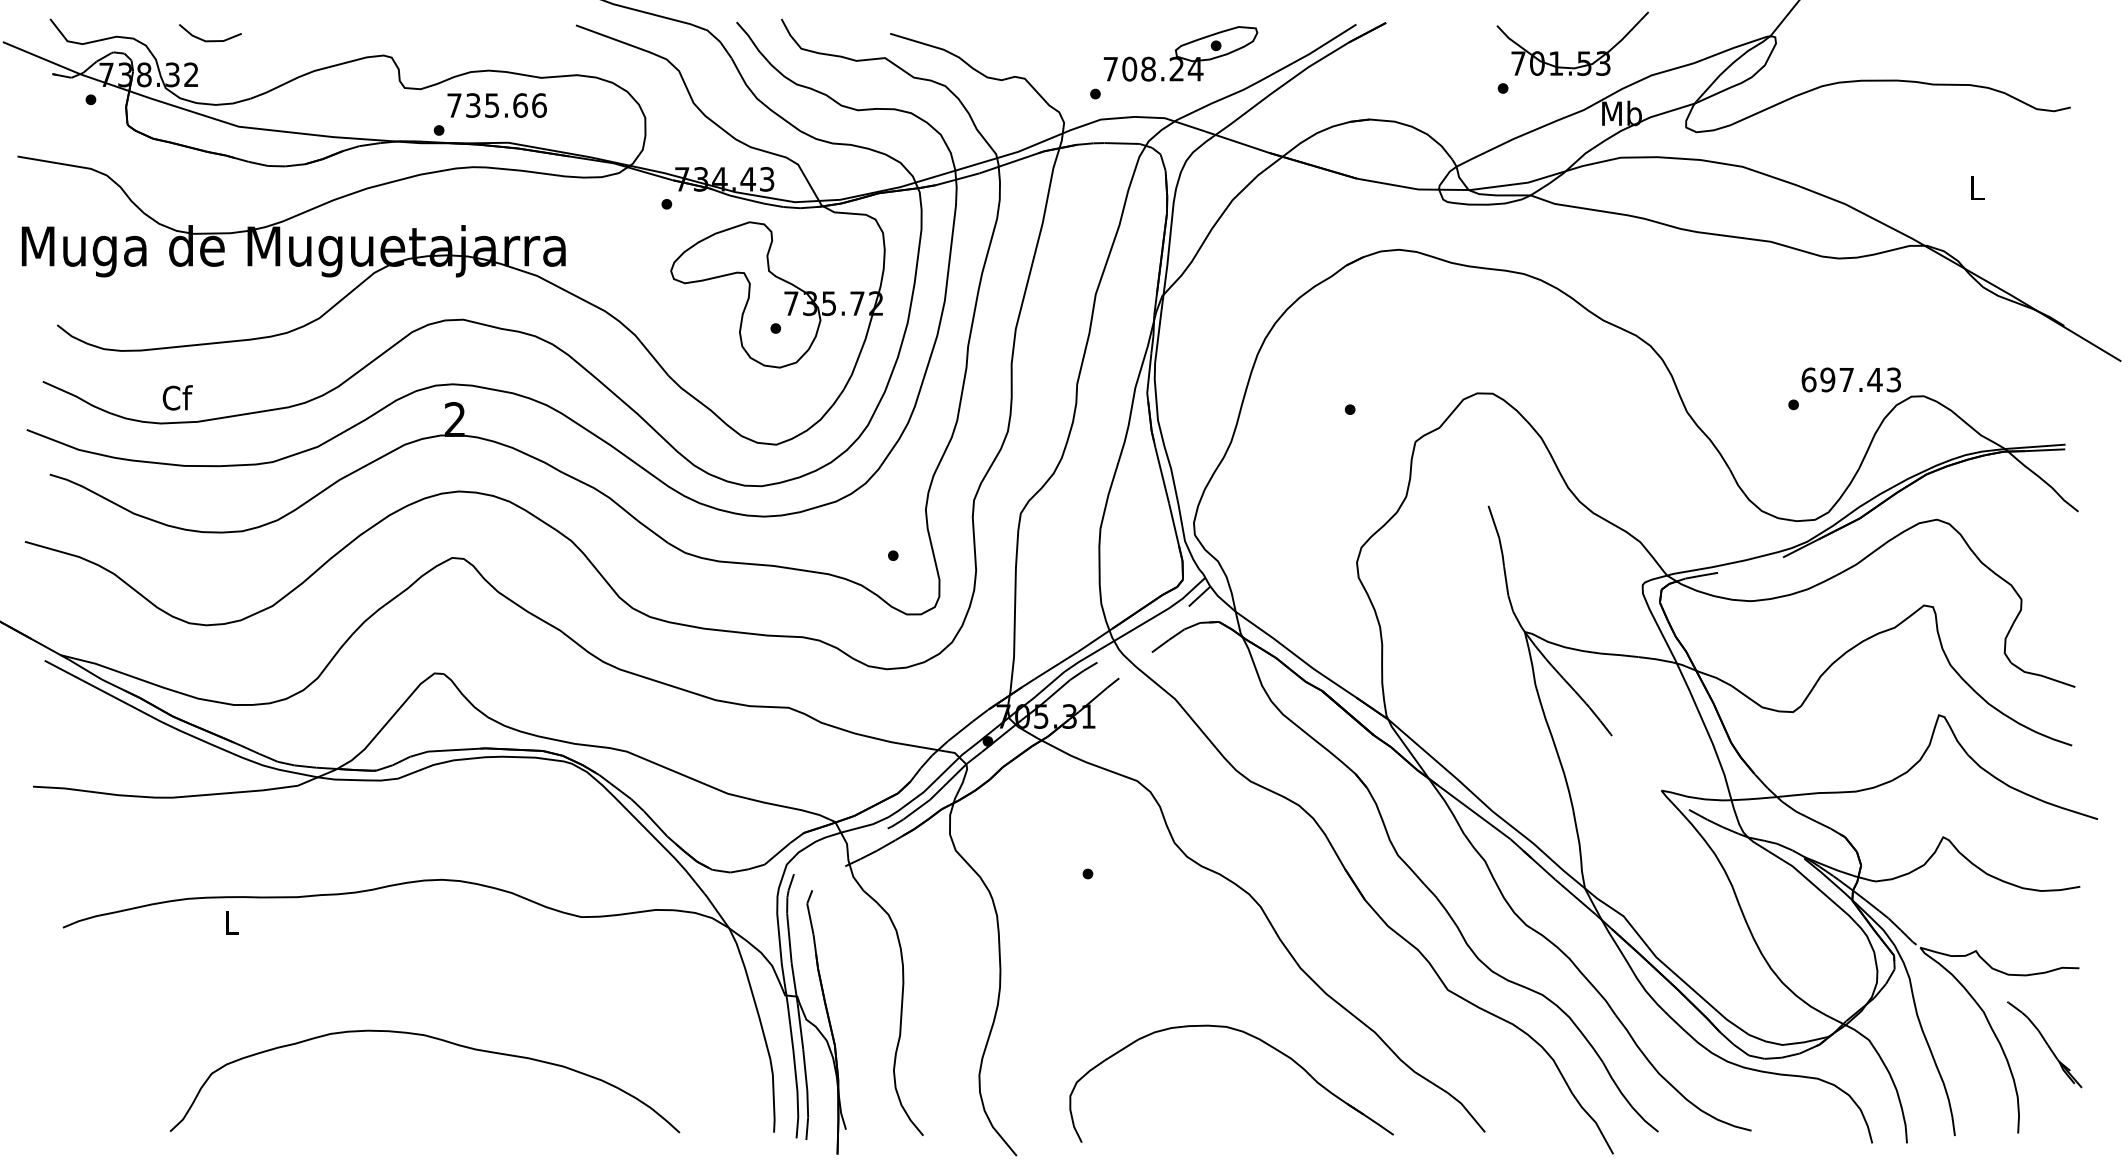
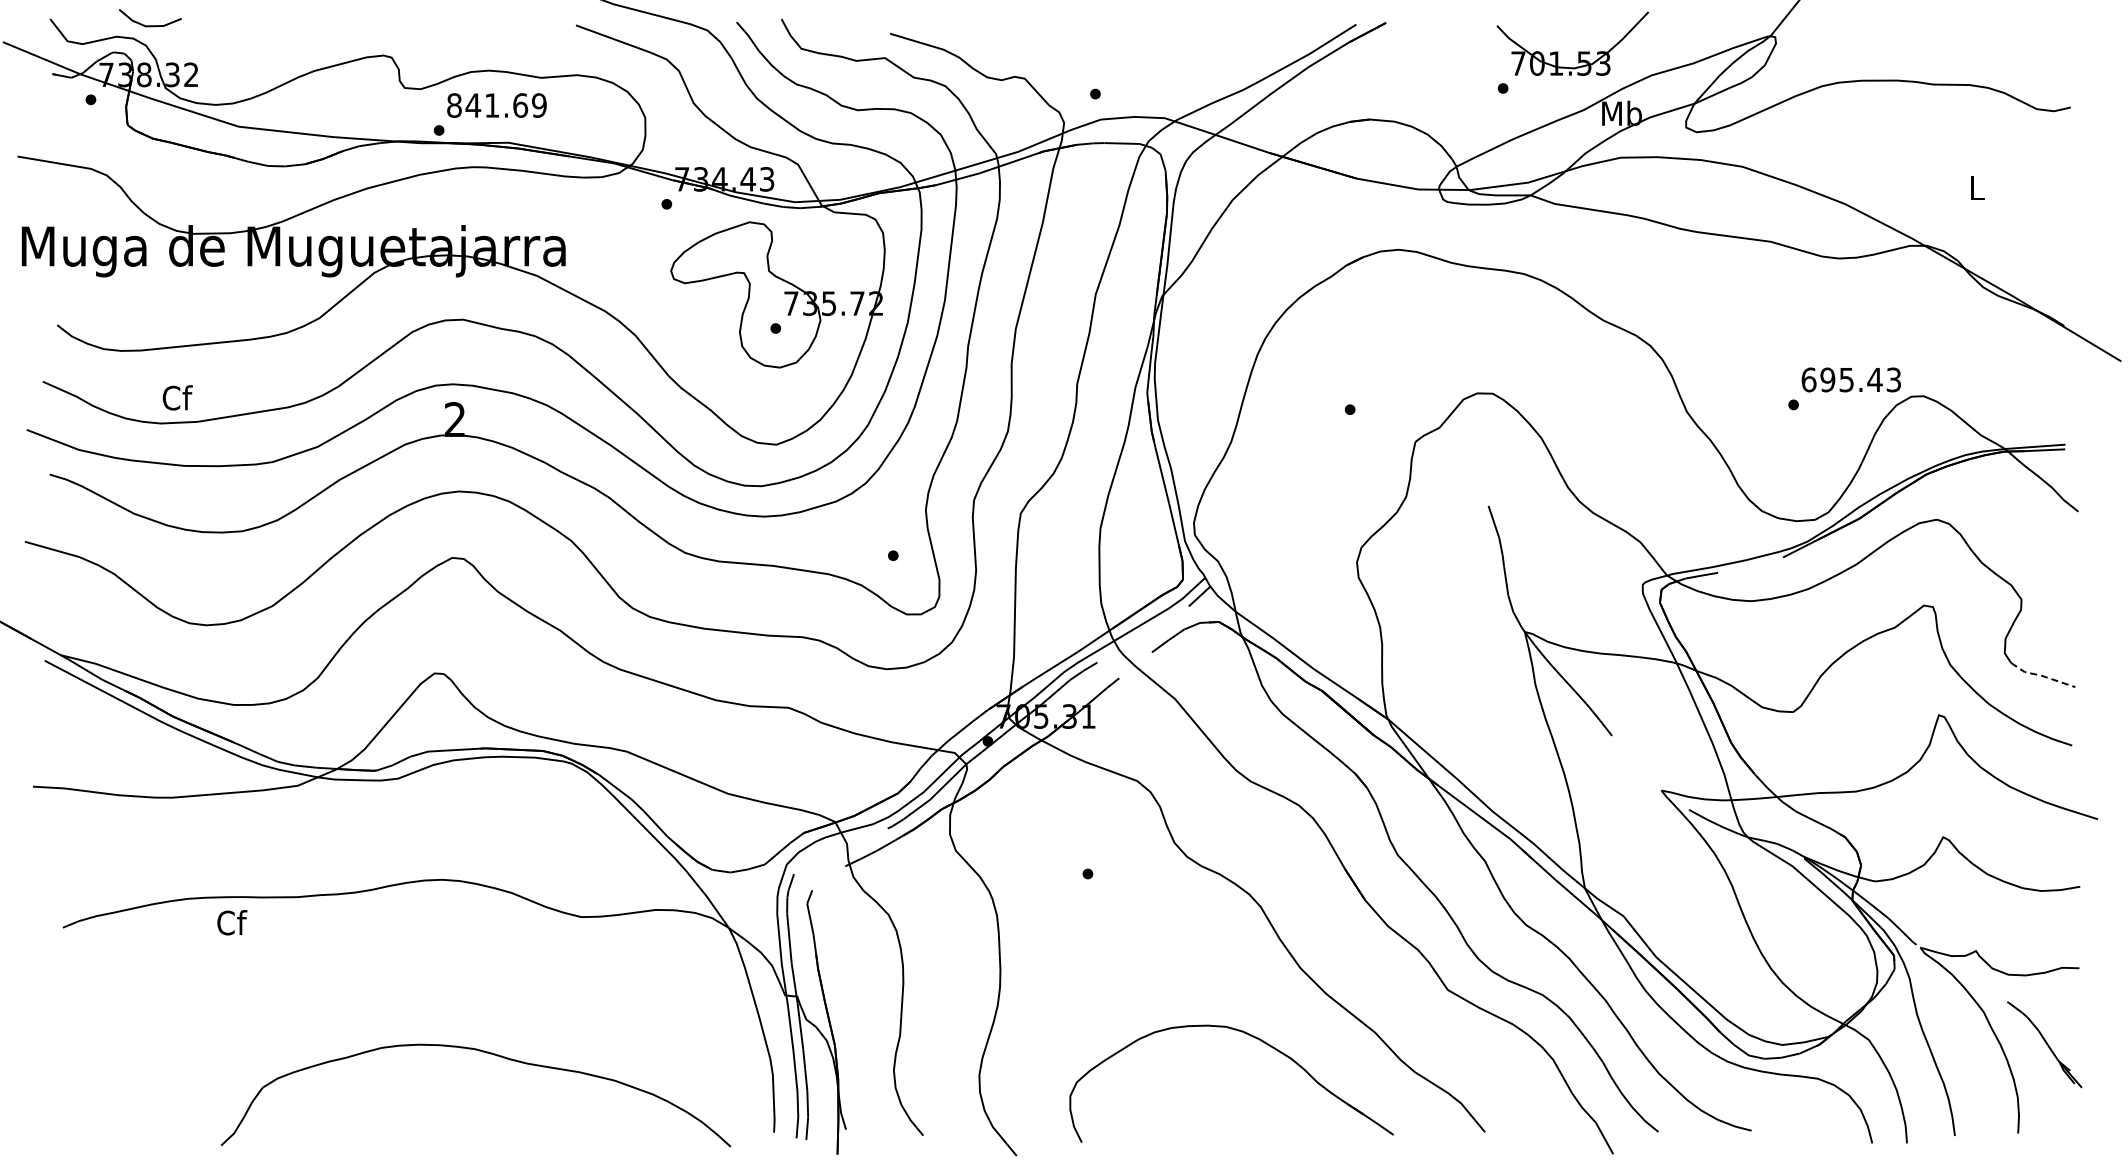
line position: (210, 40) -> (150, 25) (150, 25)
part: present -> none (1180, 53)
text: 735.66 -> 841.69 (496, 105)
text: 697.43 -> 695.43 (1846, 380)
line: solid -> dashed (2041, 675)
text: L -> Cf (232, 922)
curve position: (435, 1039) -> (486, 1053) (486, 1053)
